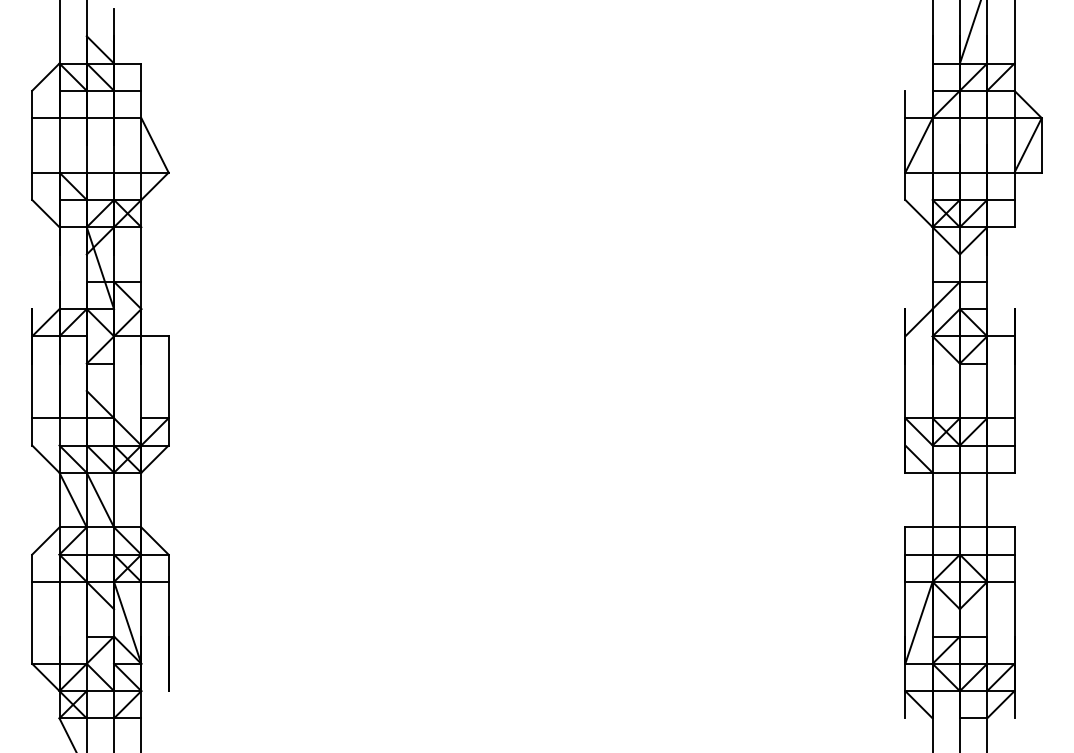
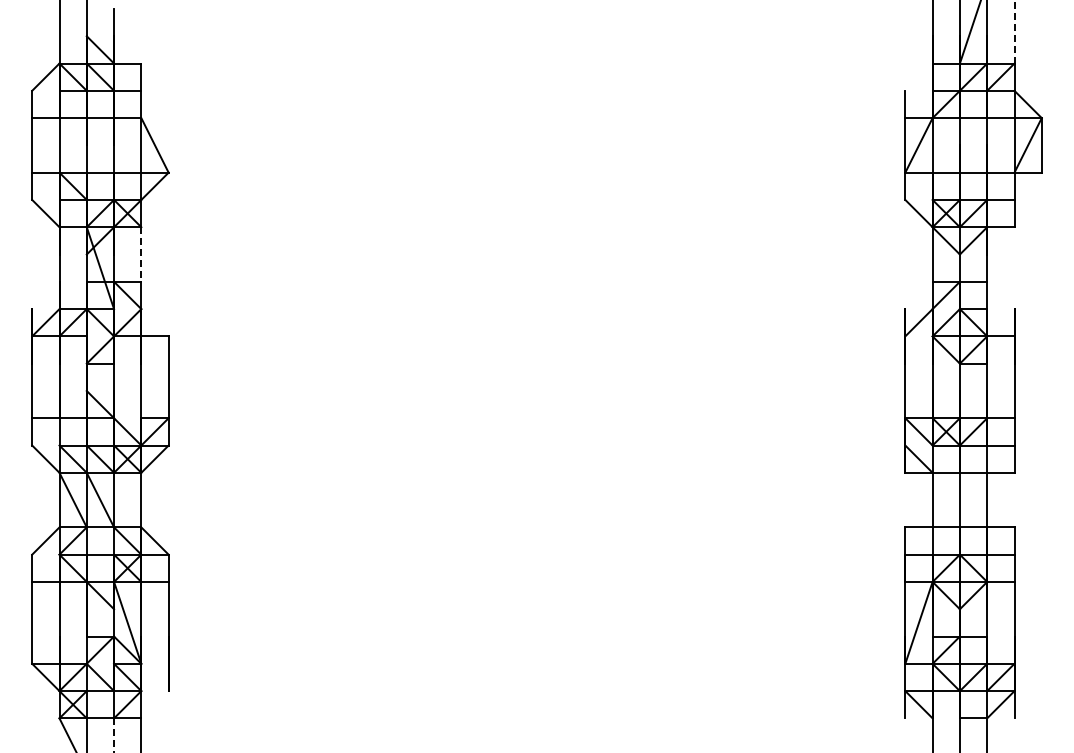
line: solid -> dashed (1014, 31)
line: solid -> dashed (141, 255)
line: solid -> dashed (114, 735)
